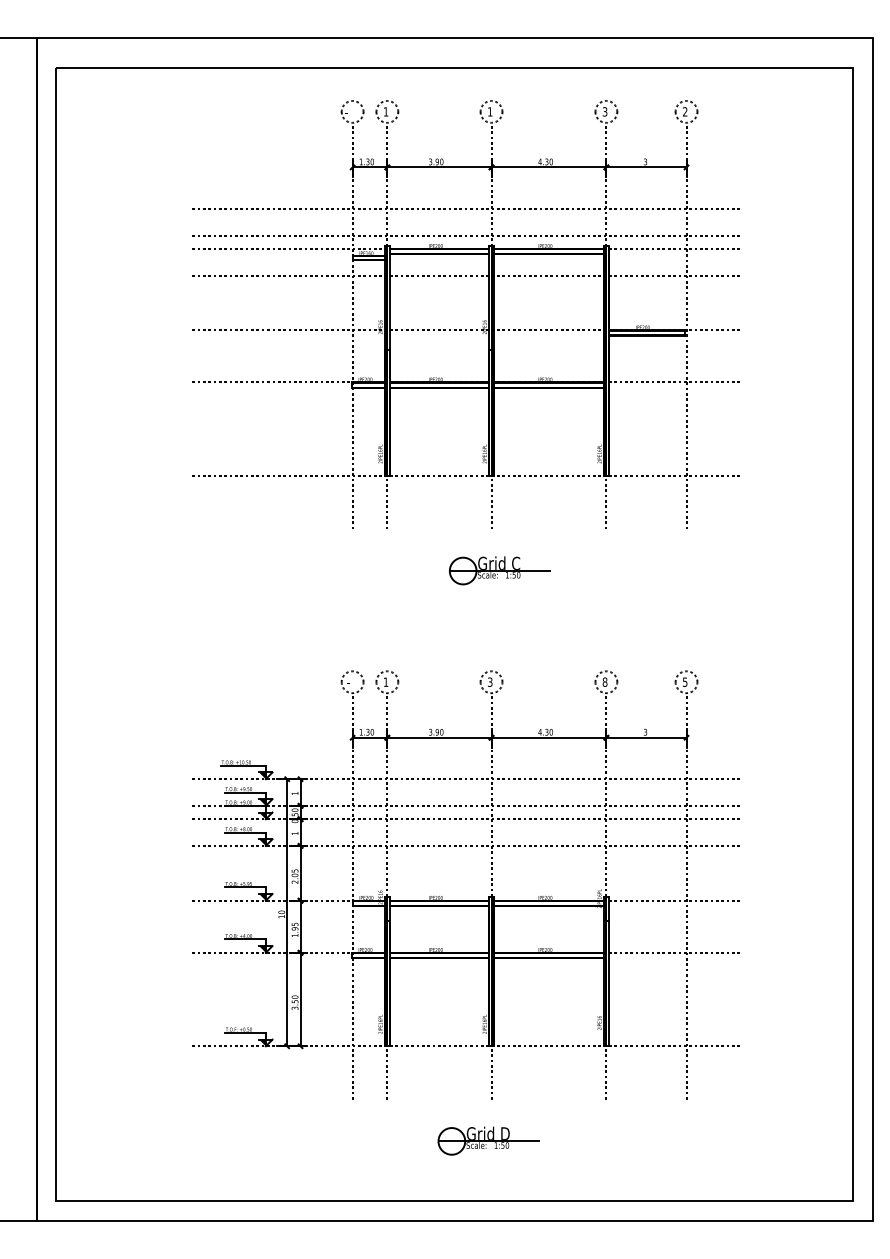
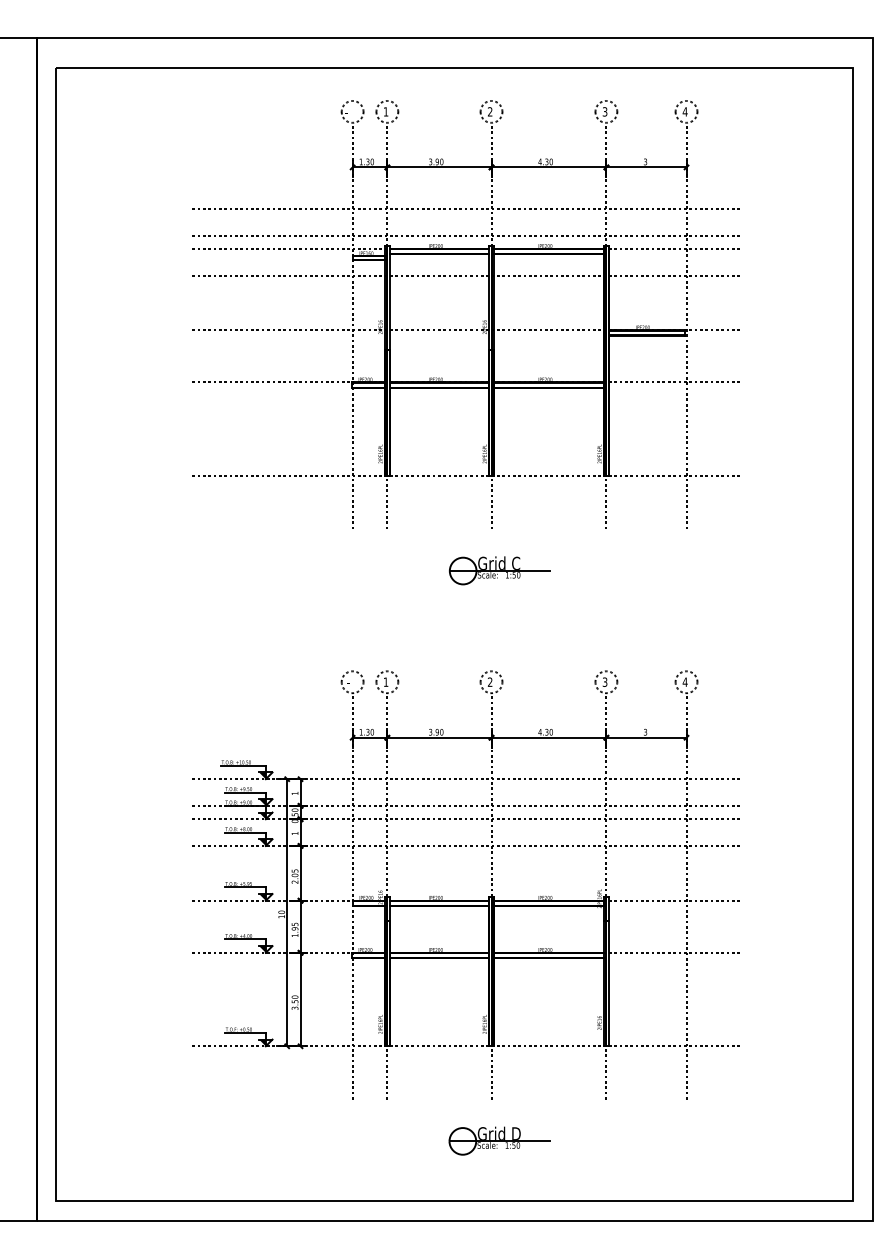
text: 1 -> 2 (490, 111)
text: 2 -> 4 (684, 111)
text: 8 -> 3 (604, 681)
text: 5 -> 4 (684, 681)
text: 3 -> 2 (490, 682)
part position: (488, 1140) -> (499, 1140) (499, 1140)
